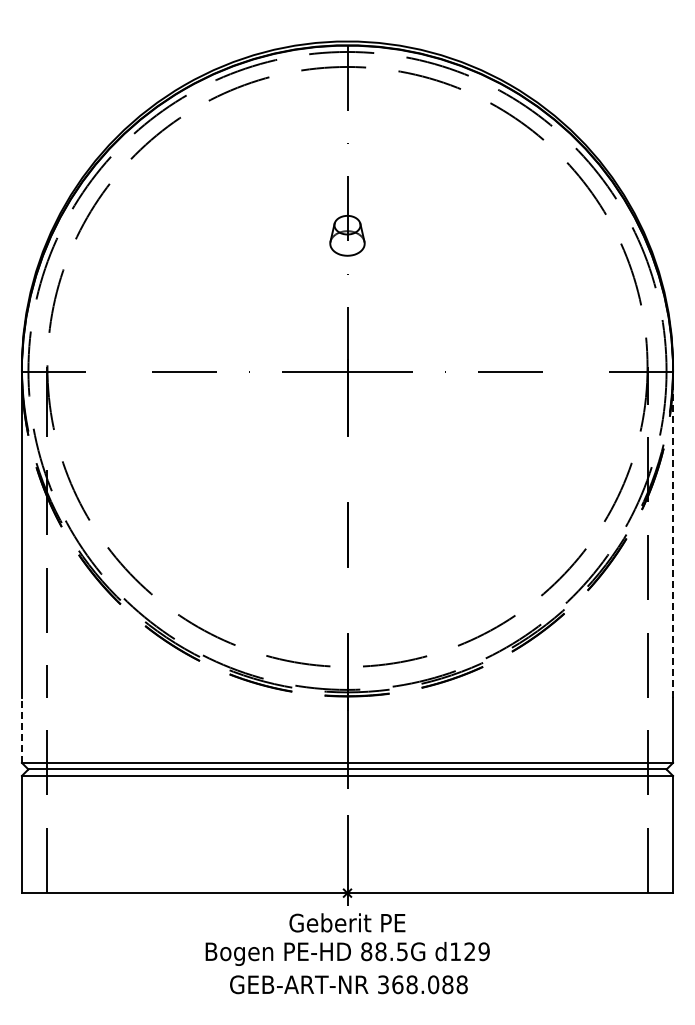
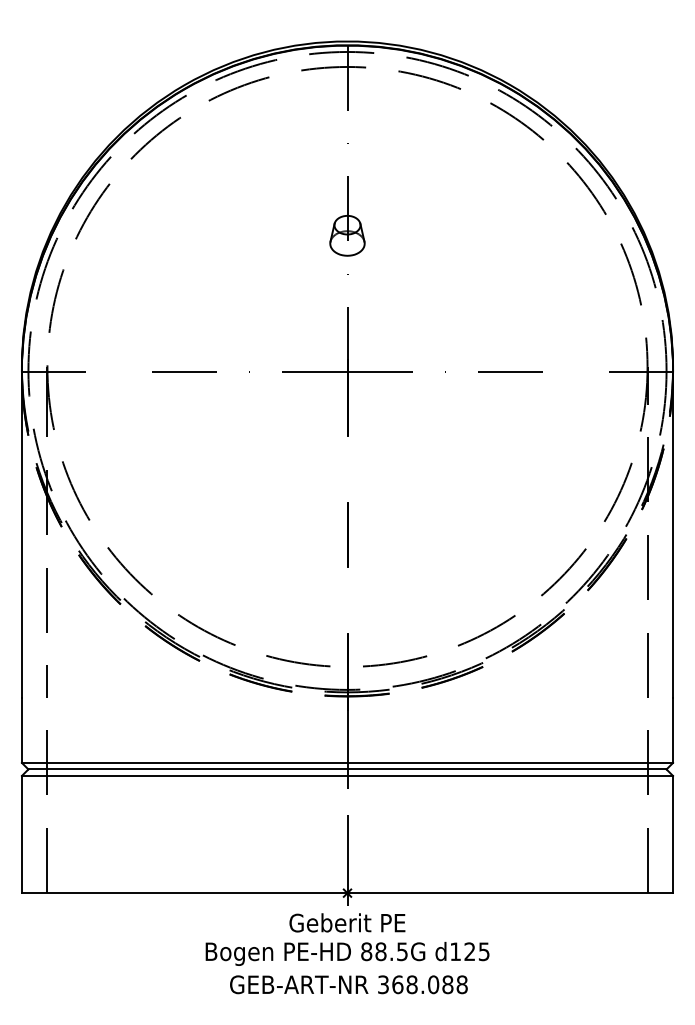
line: dashed -> solid (673, 534)
line: dashed -> solid (21, 730)
text: d129 -> d125 (483, 951)
